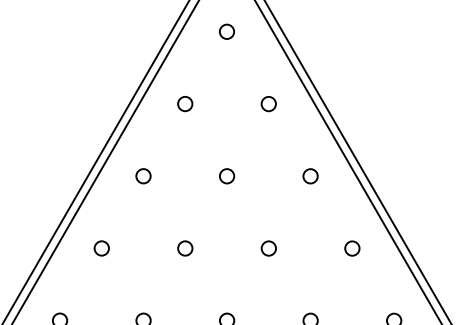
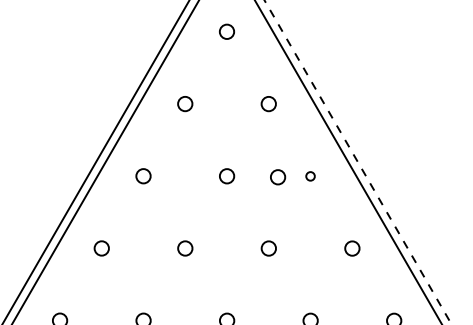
line: solid -> dashed (358, 162)
circle size: 17x17 px -> 11x11 px (310, 176)
circle: none -> present (278, 177)
